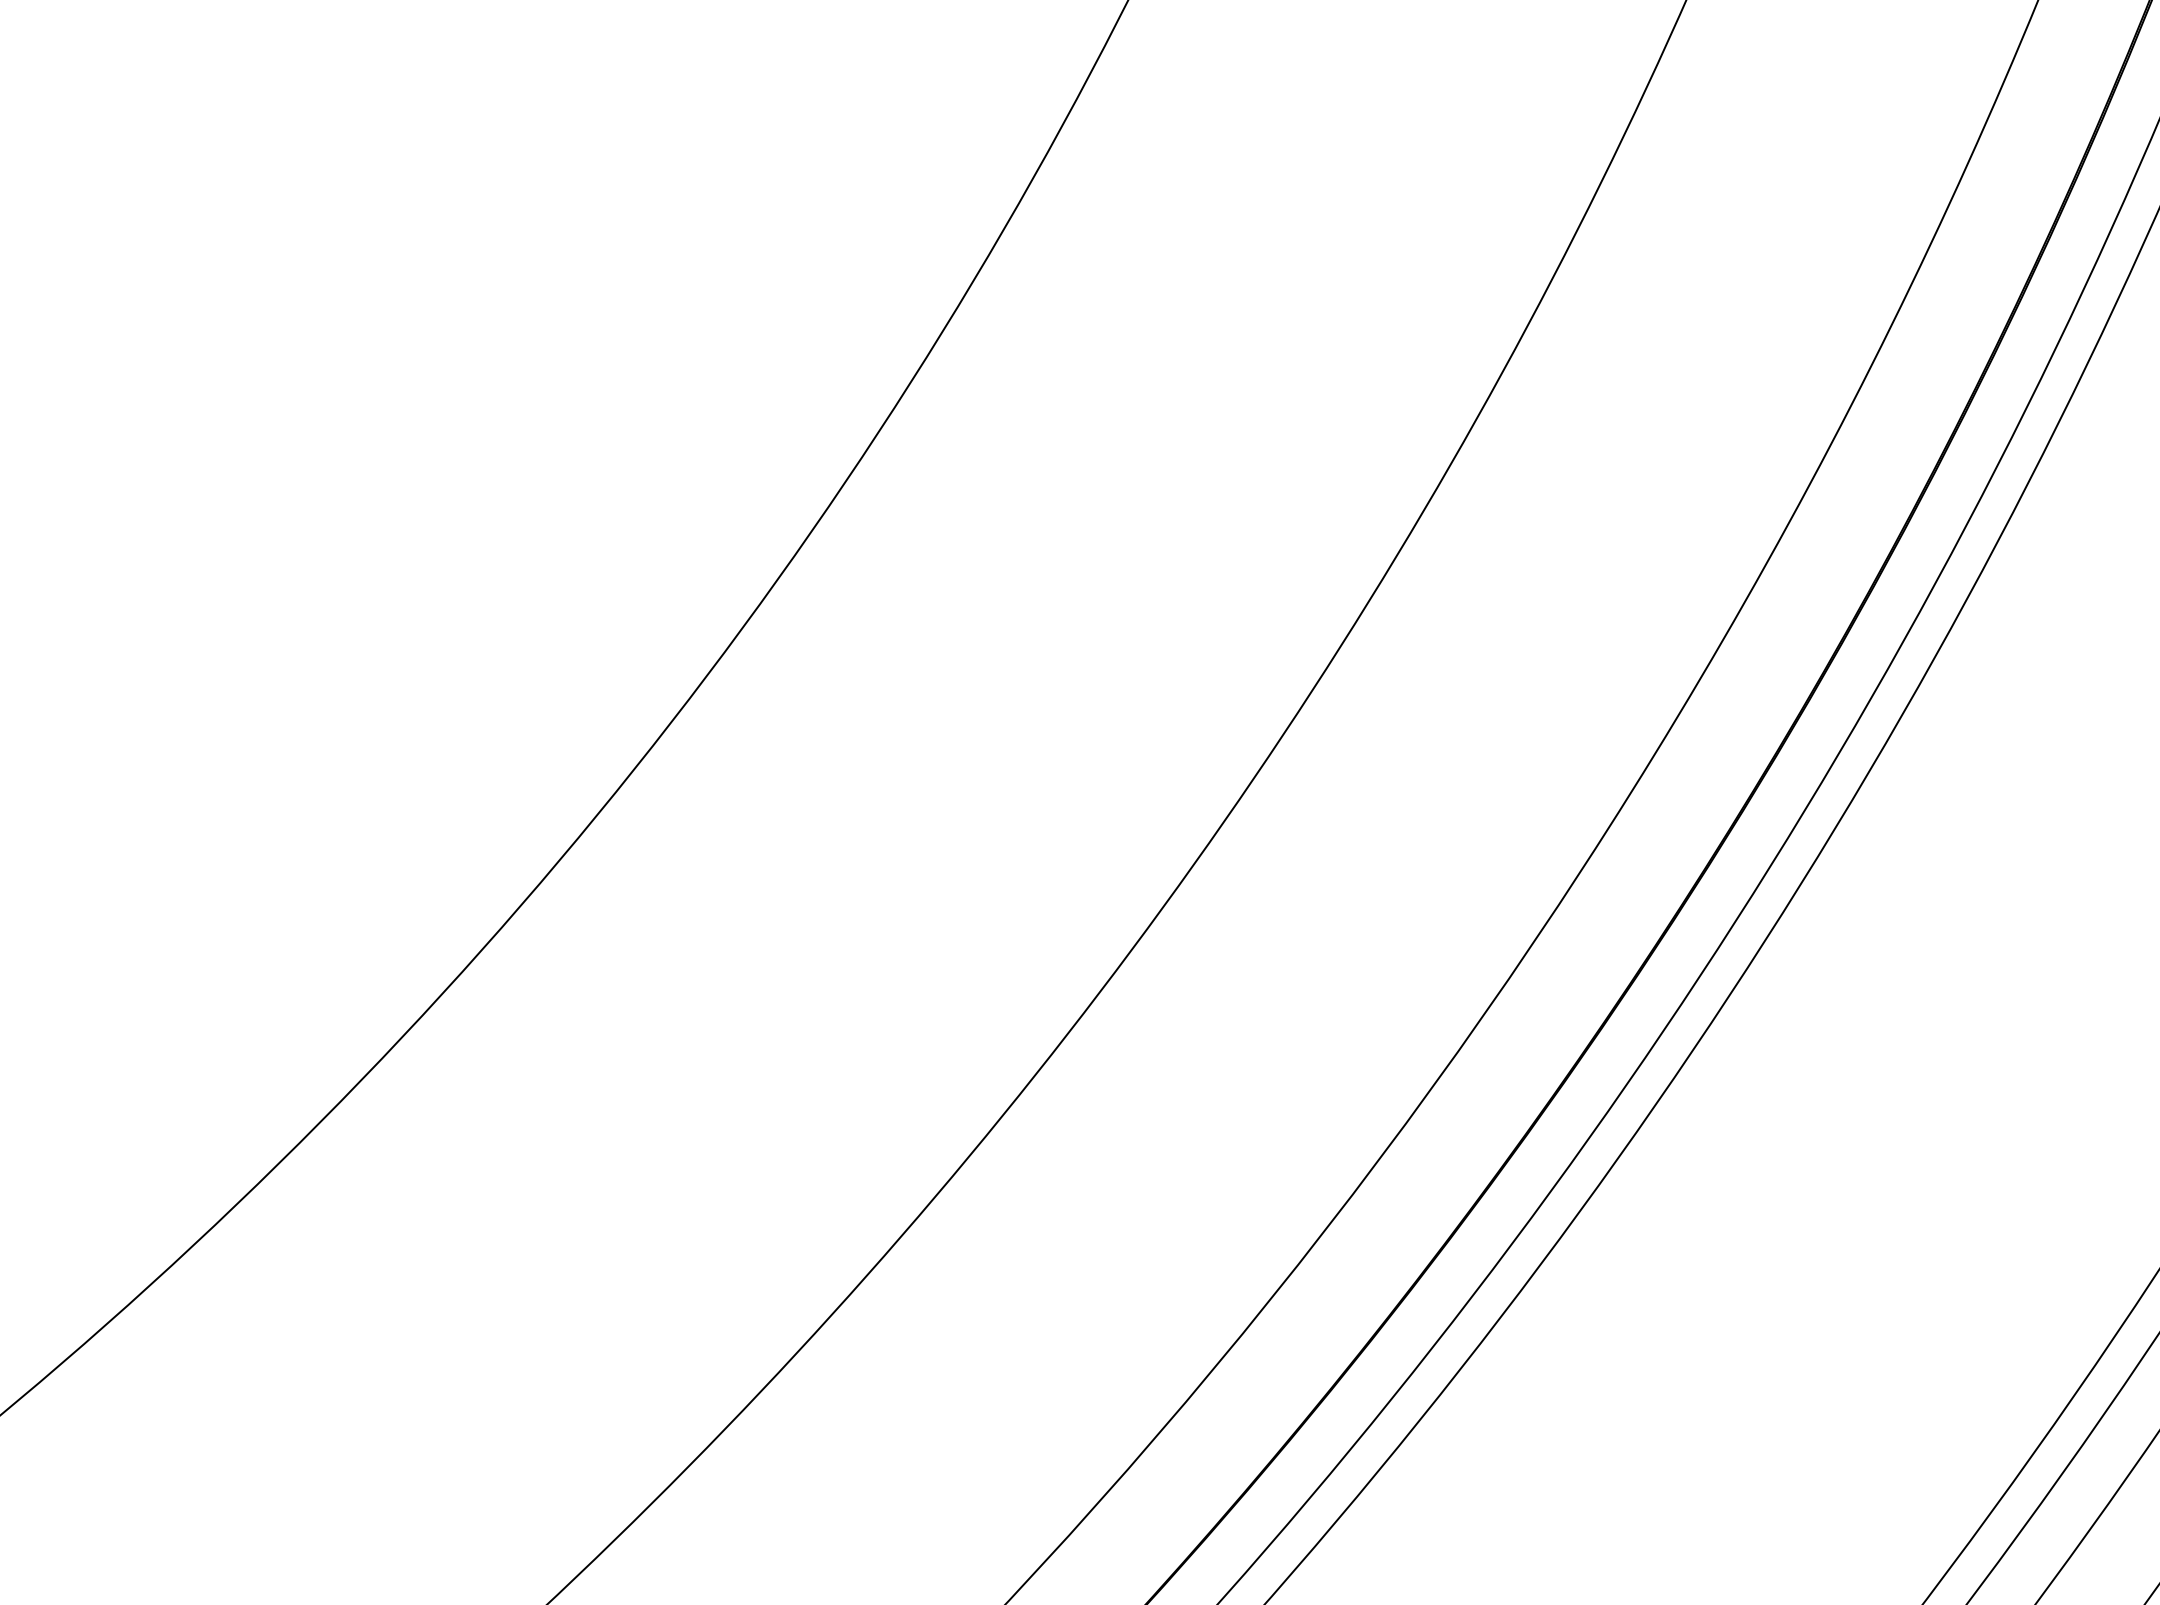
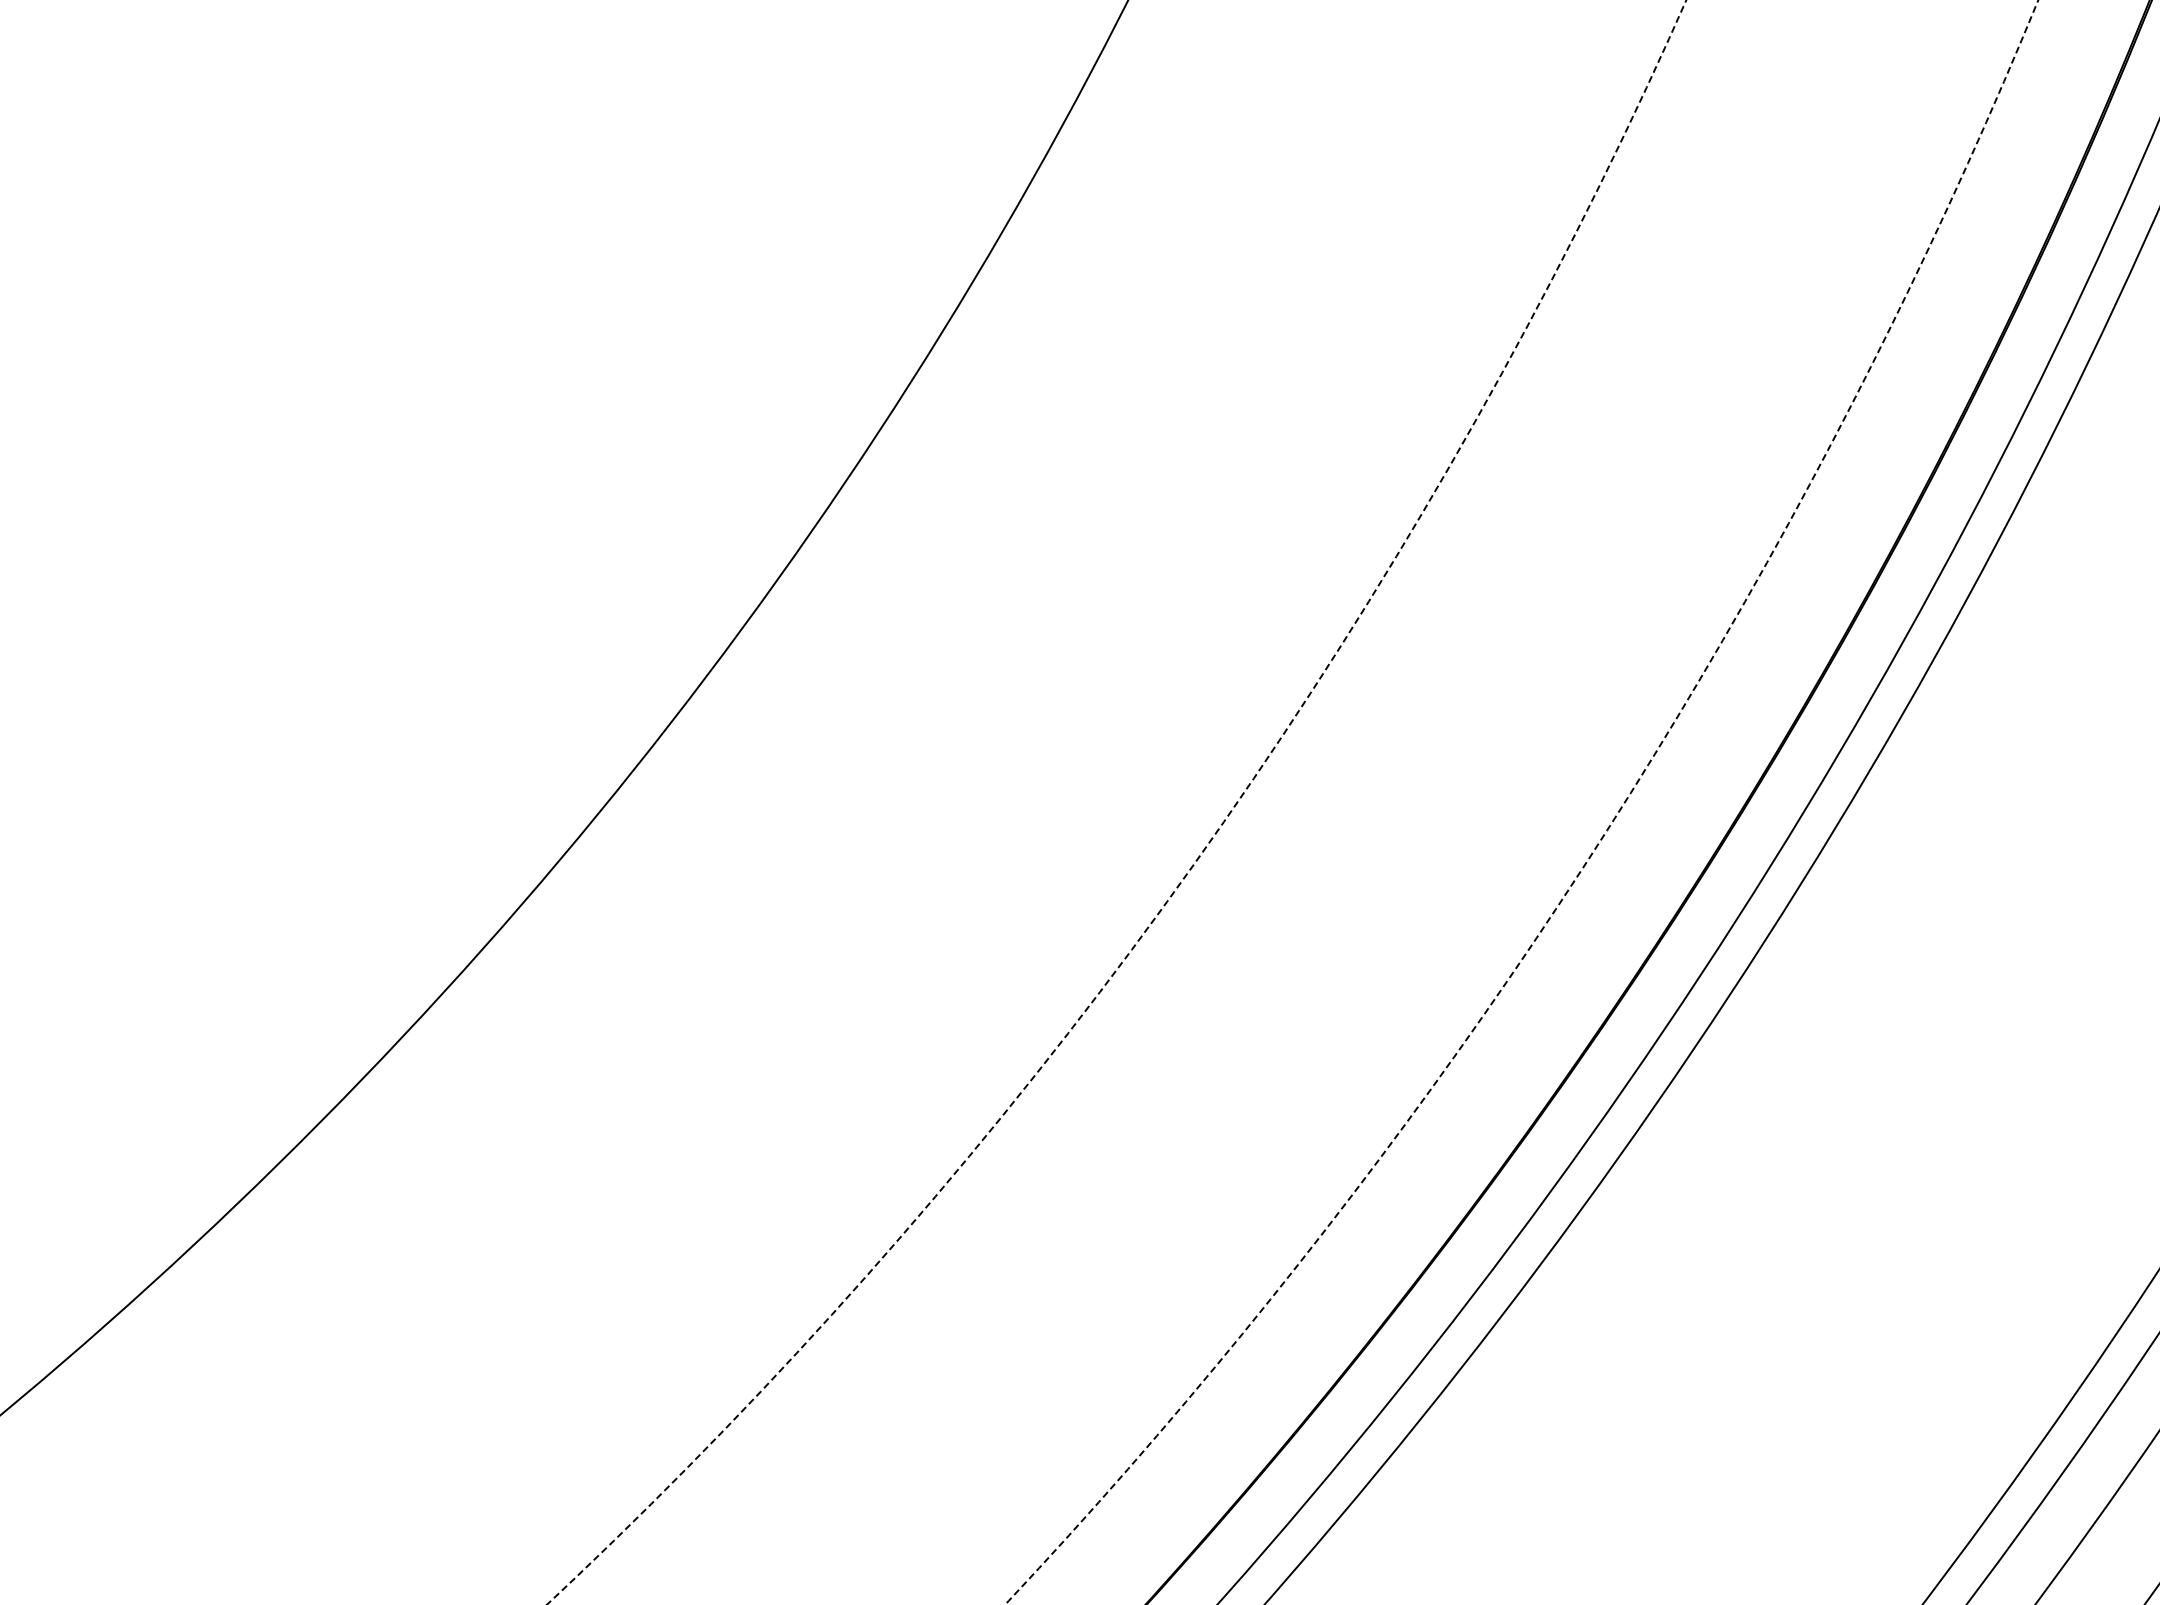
arc: solid -> dashed (1593, 852)
arc: solid -> dashed (1196, 860)
